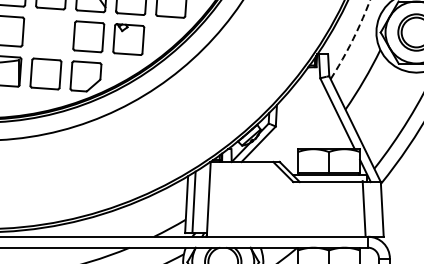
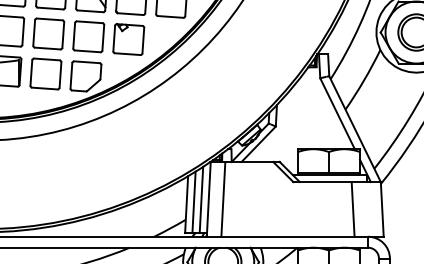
part: none -> present (48, 33)
arc: dashed -> solid (352, 39)
line: none -> present (201, 199)
line: none -> present (223, 199)
line position: (363, 208) -> (352, 209) (352, 209)
